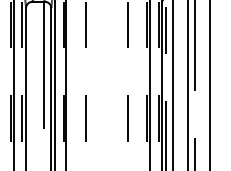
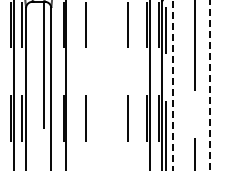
line: present -> none (54, 84)
line: present -> none (188, 84)
line: solid -> dashed (173, 85)
line: solid -> dashed (209, 85)
